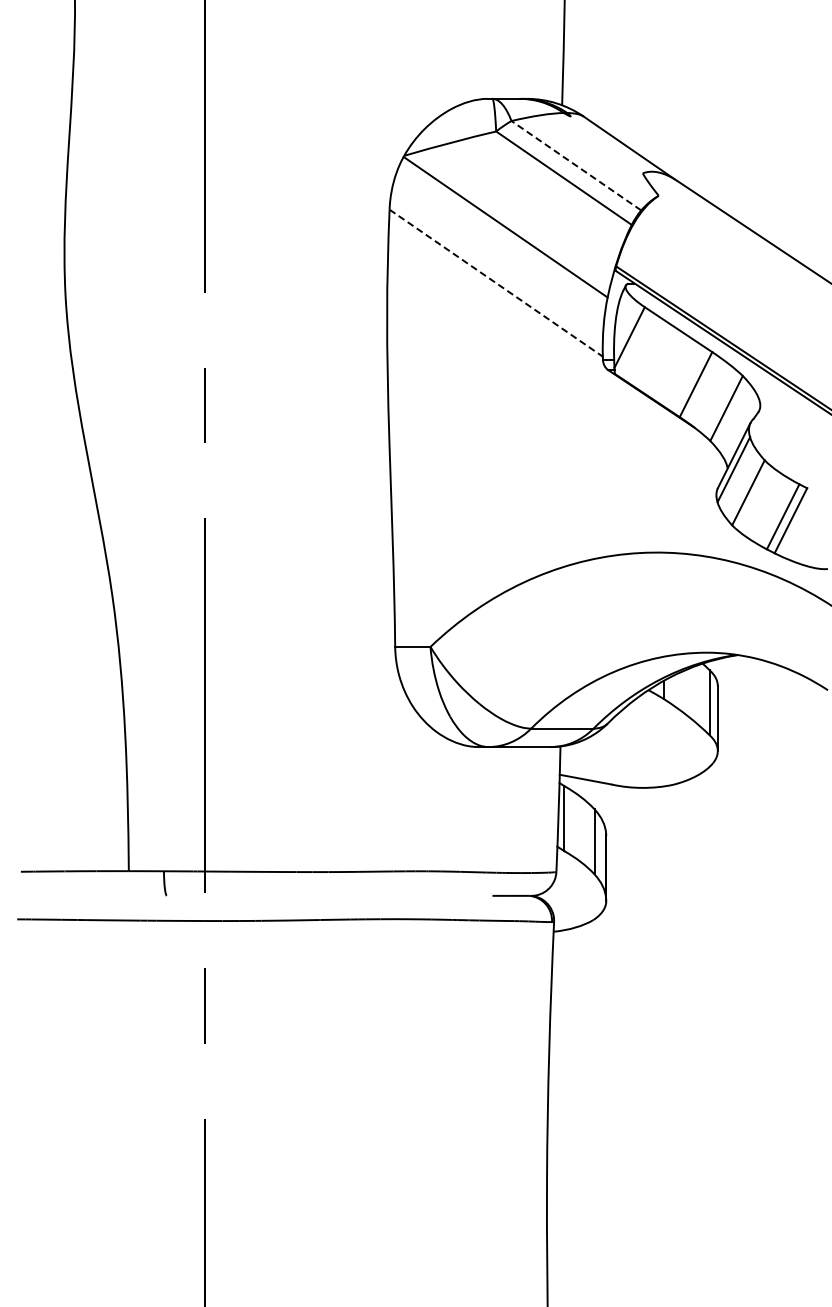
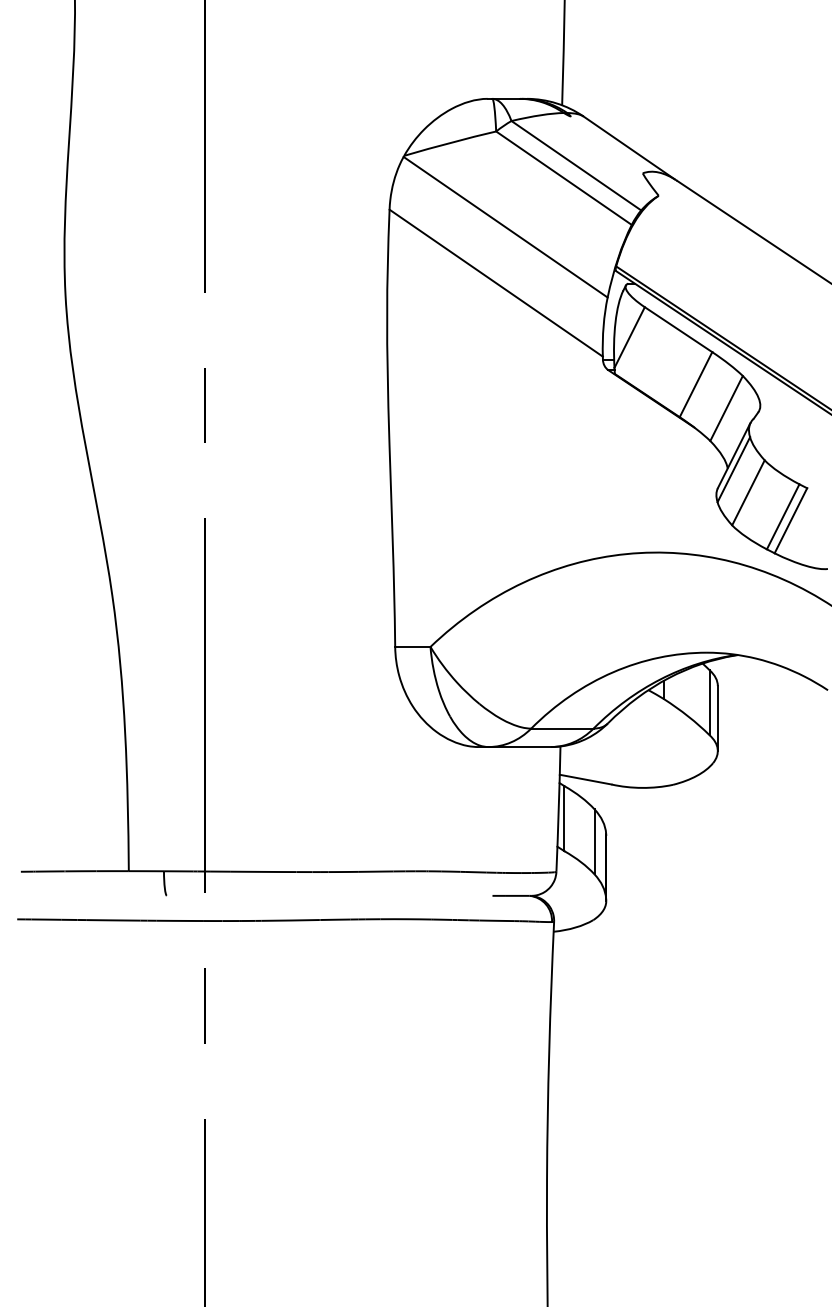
line: dashed -> solid (576, 165)
line: dashed -> solid (496, 283)
